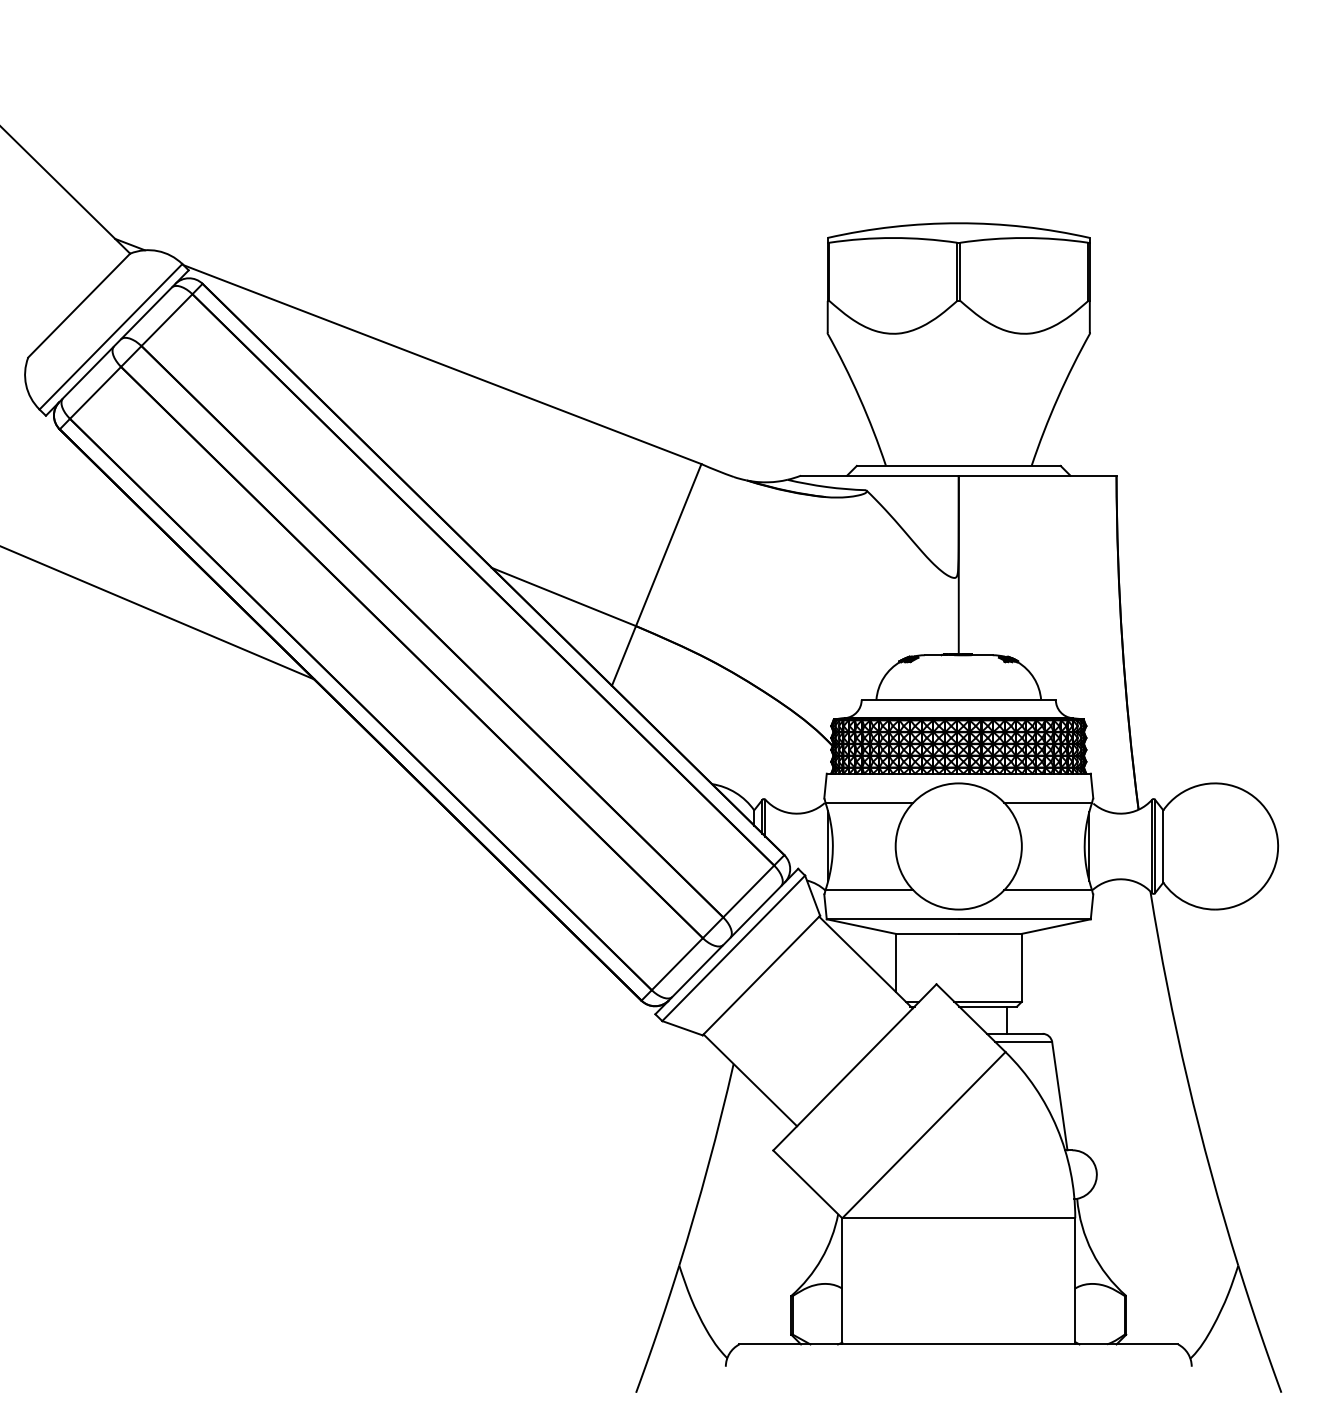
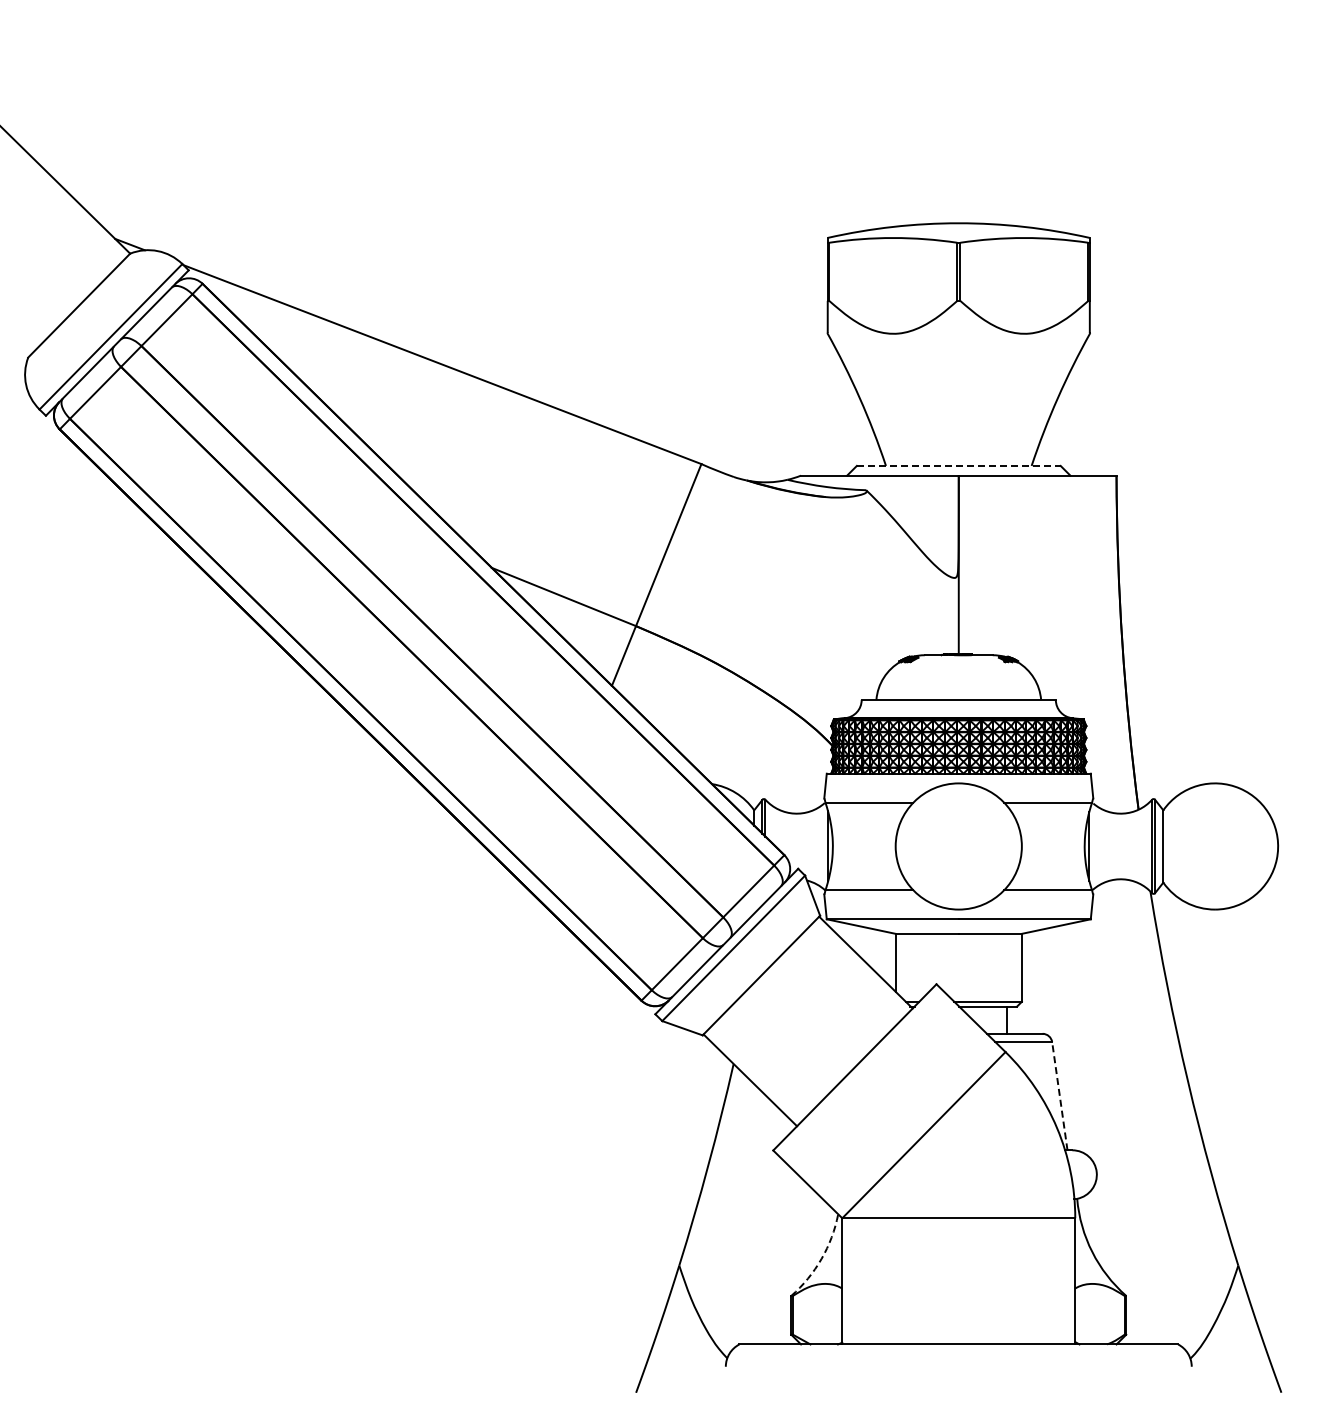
line: solid -> dashed (958, 465)
line: present -> none (158, 613)
line: solid -> dashed (1059, 1096)
arc: solid -> dashed (821, 1258)
